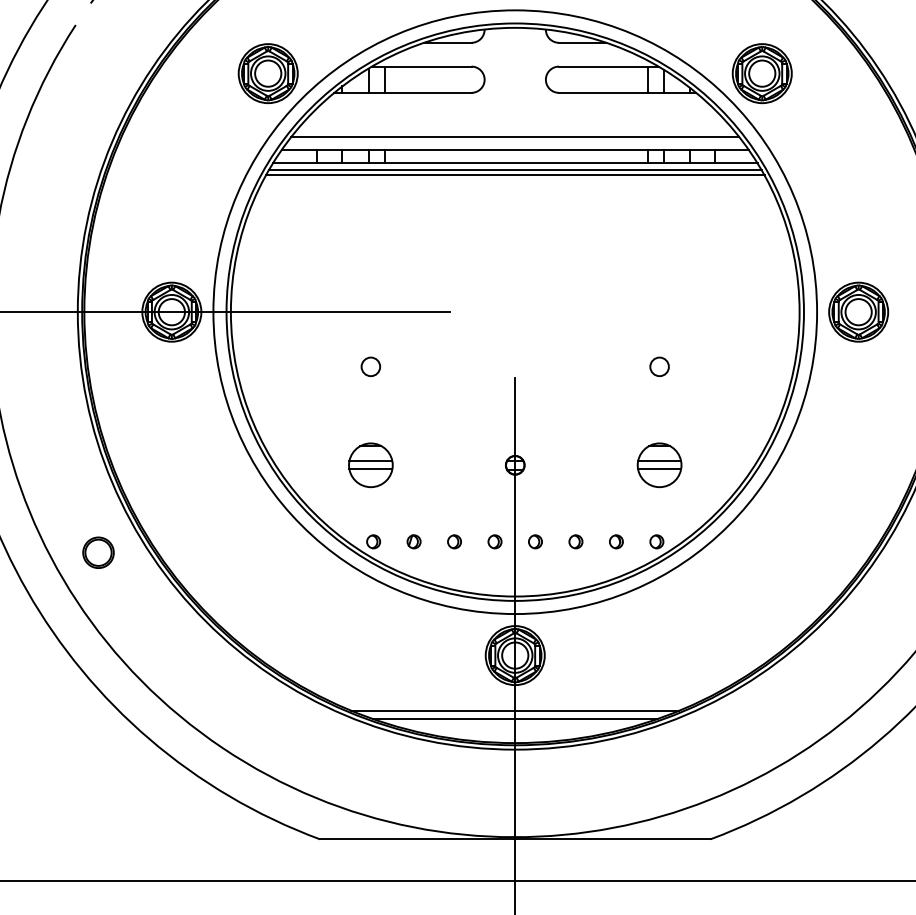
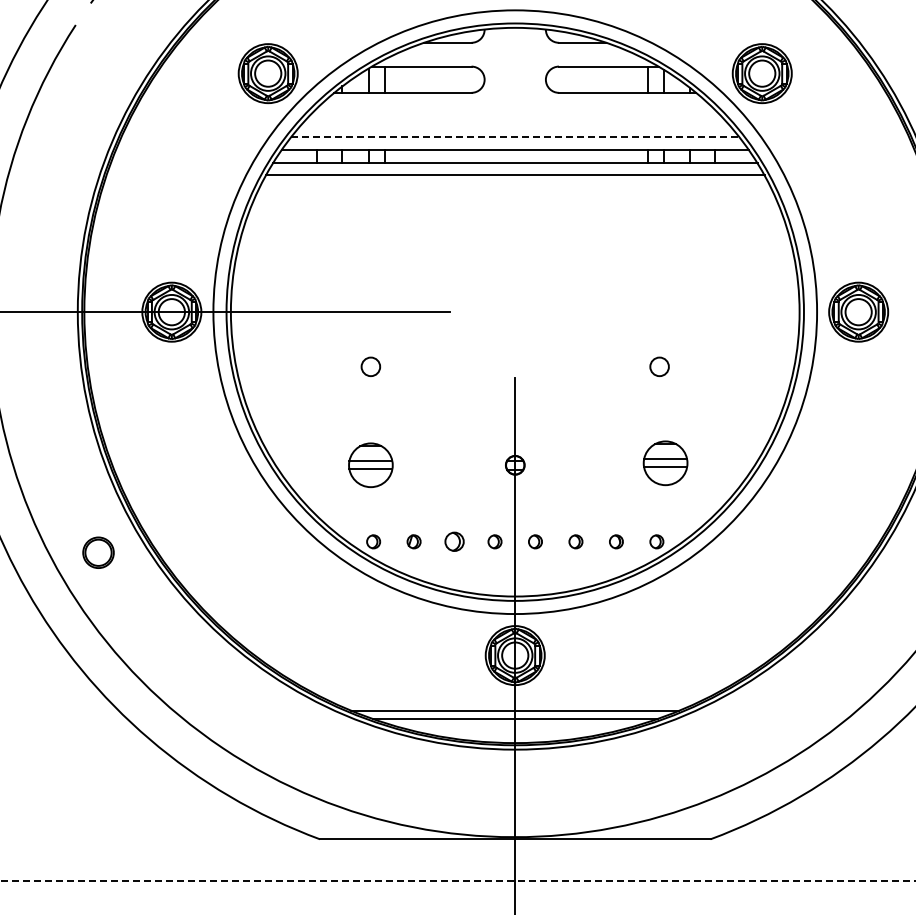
line: solid -> dashed (515, 136)
line: present -> none (515, 170)
part position: (659, 465) -> (665, 463) (665, 463)
part size: 15x16 px -> 21x21 px (454, 541)
line: solid -> dashed (458, 880)
